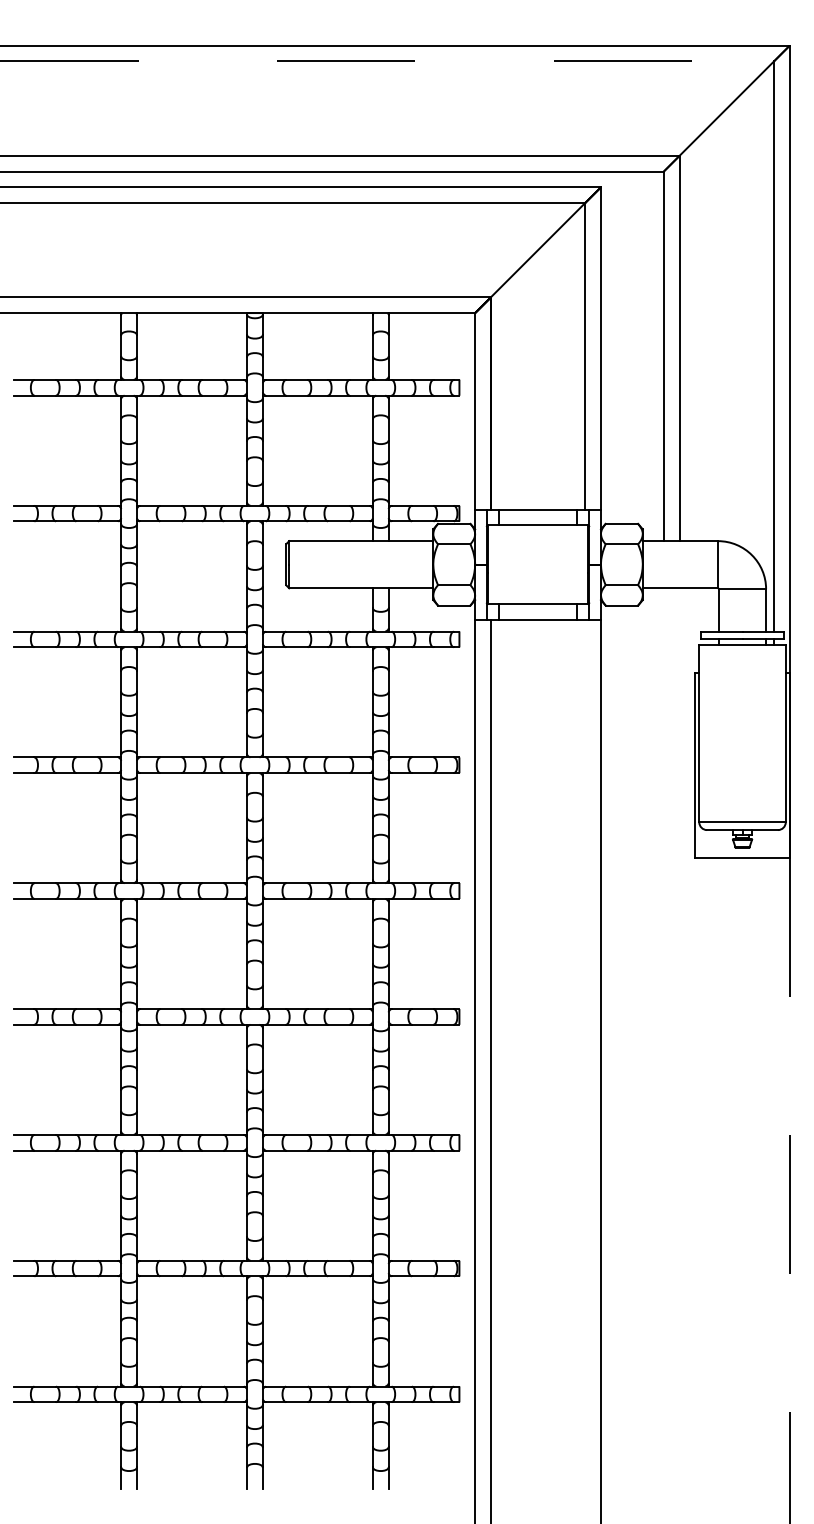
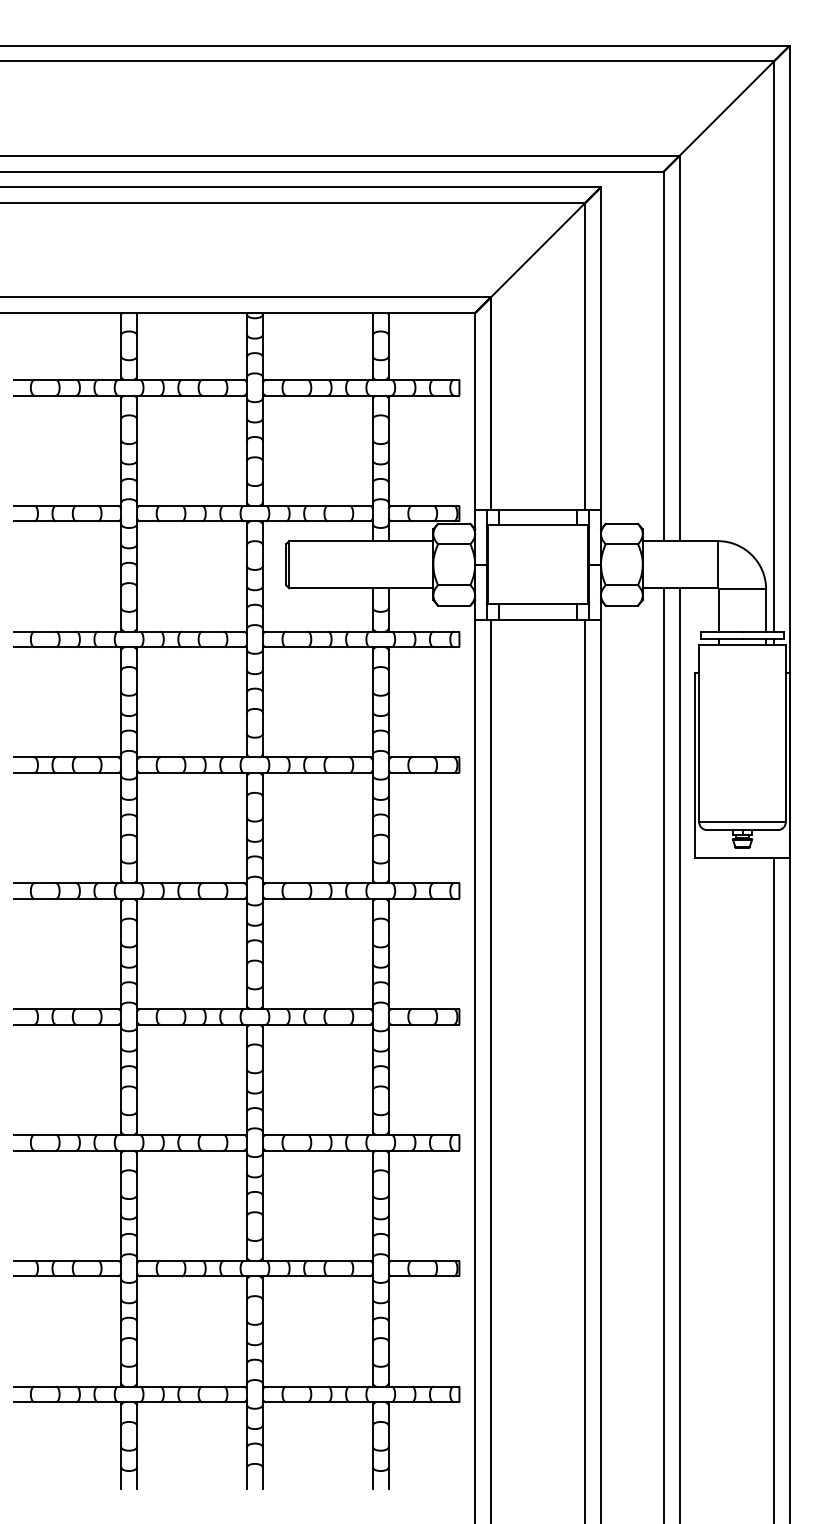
line: dashed -> solid (387, 61)
line: none -> present (663, 1054)
line: none -> present (679, 1054)
line: none -> present (585, 1069)
line: none -> present (773, 1189)
line: dashed -> solid (789, 1191)
